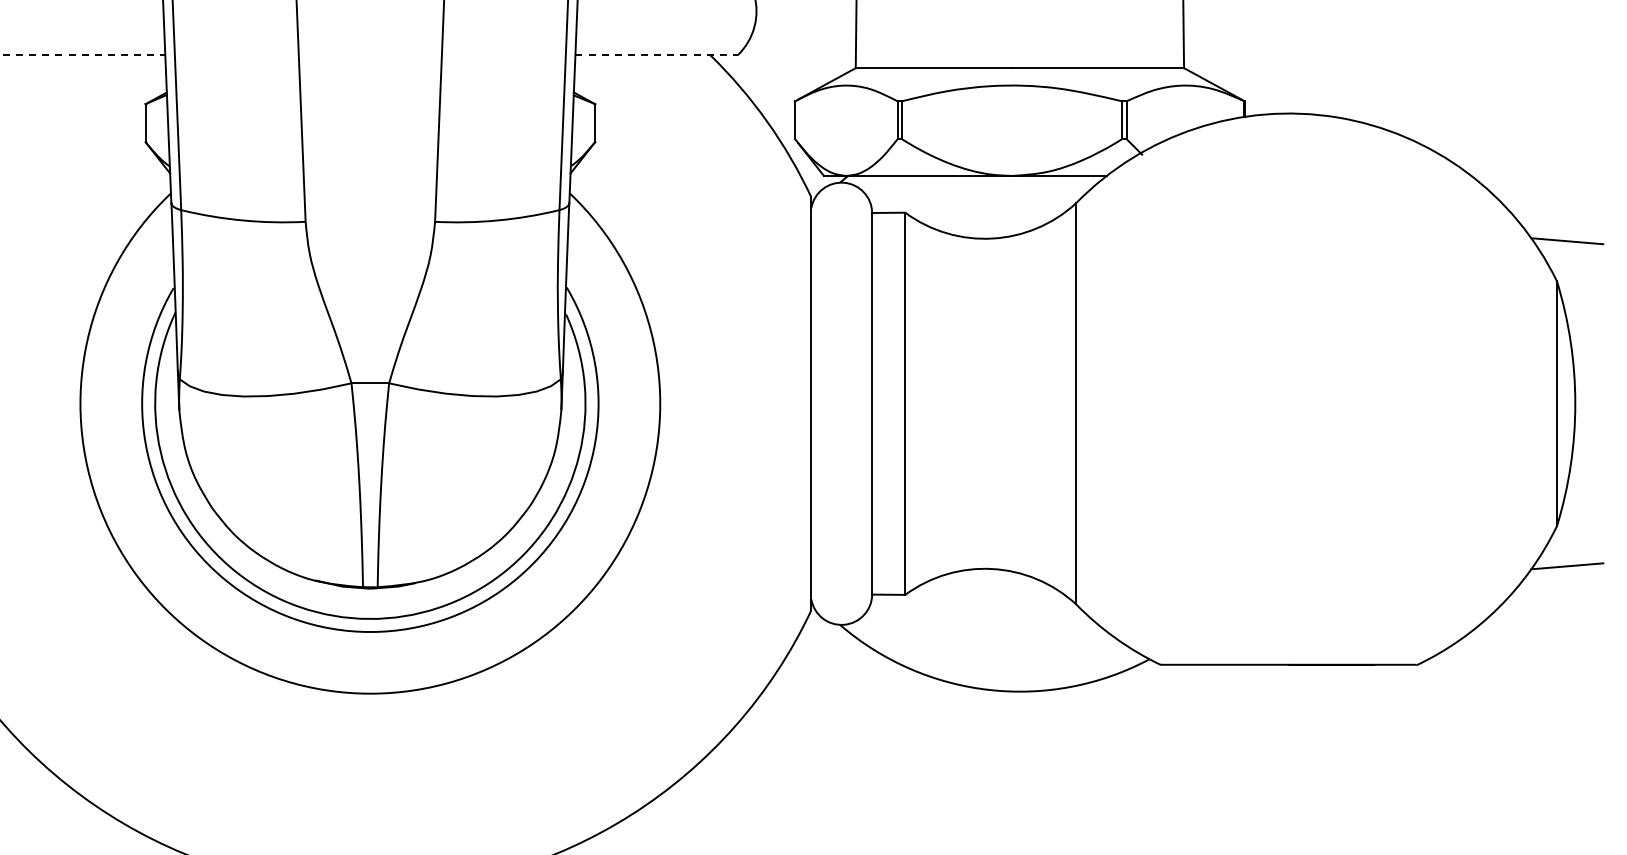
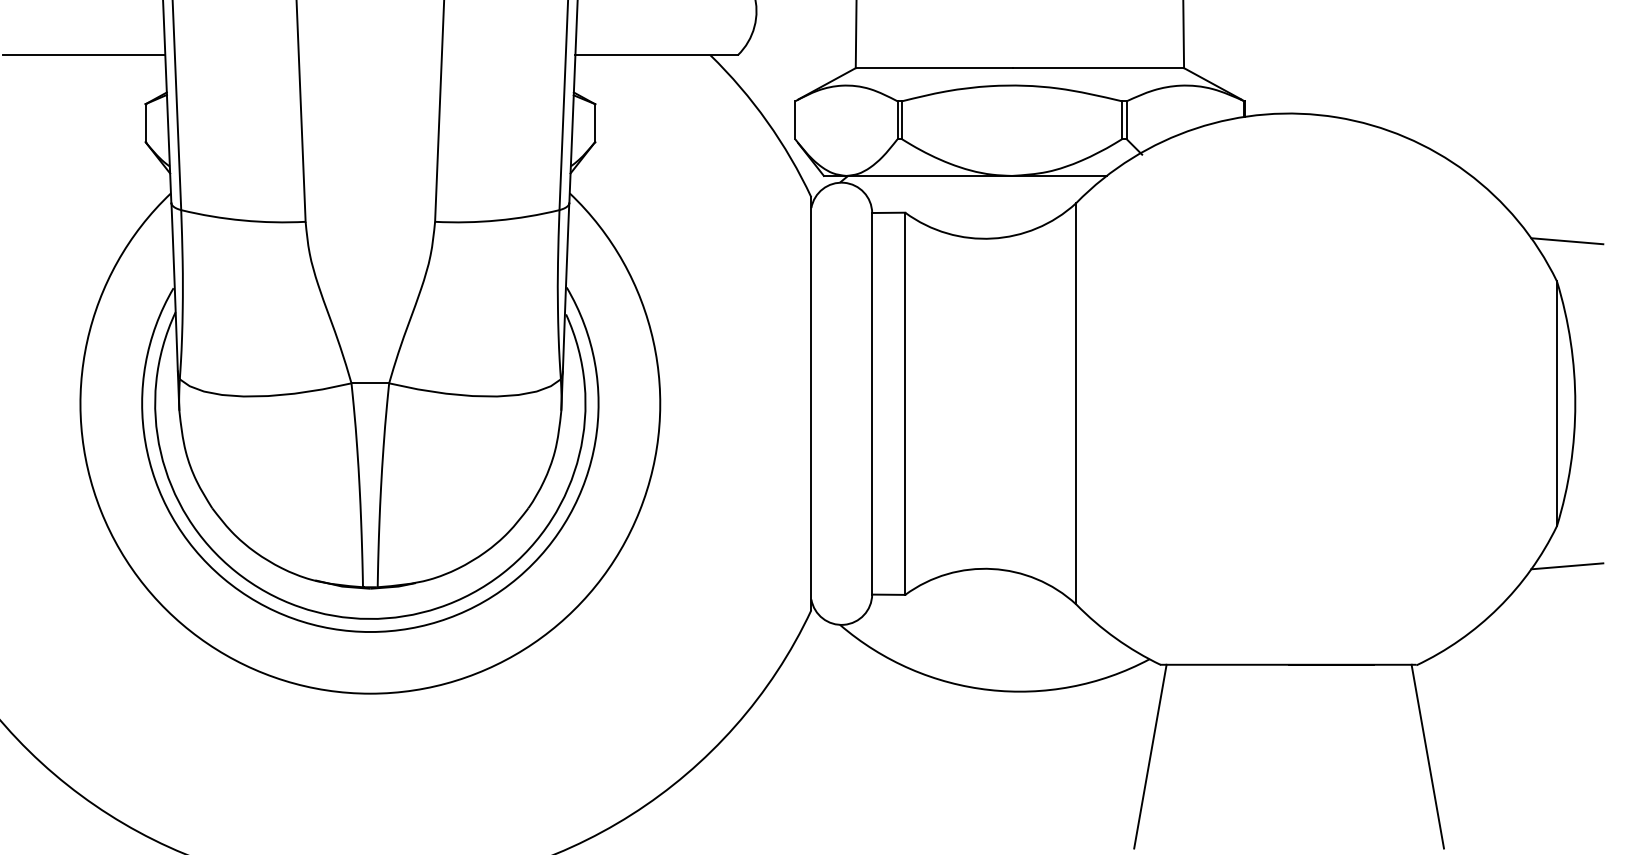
line: dashed -> solid (84, 55)
line: dashed -> solid (657, 55)
line: none -> present (1150, 756)
line: none -> present (1427, 756)
